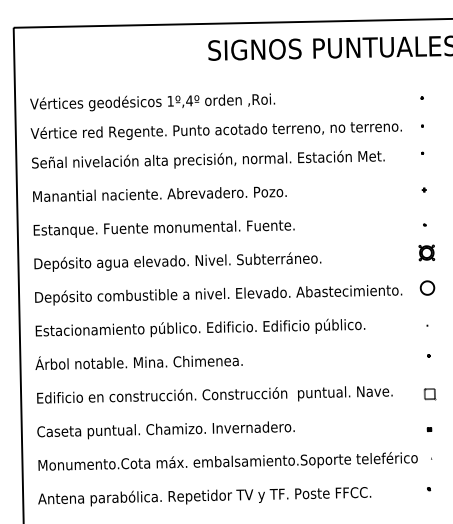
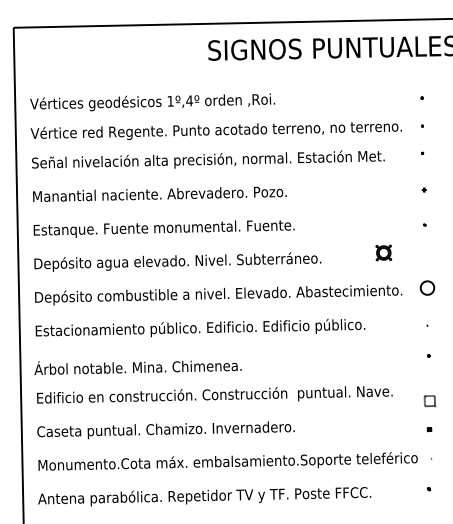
part position: (426, 252) -> (383, 252) (383, 252)
text position: (138, 362) -> (137, 367) (137, 367)
part position: (429, 394) -> (429, 401) (429, 401)
